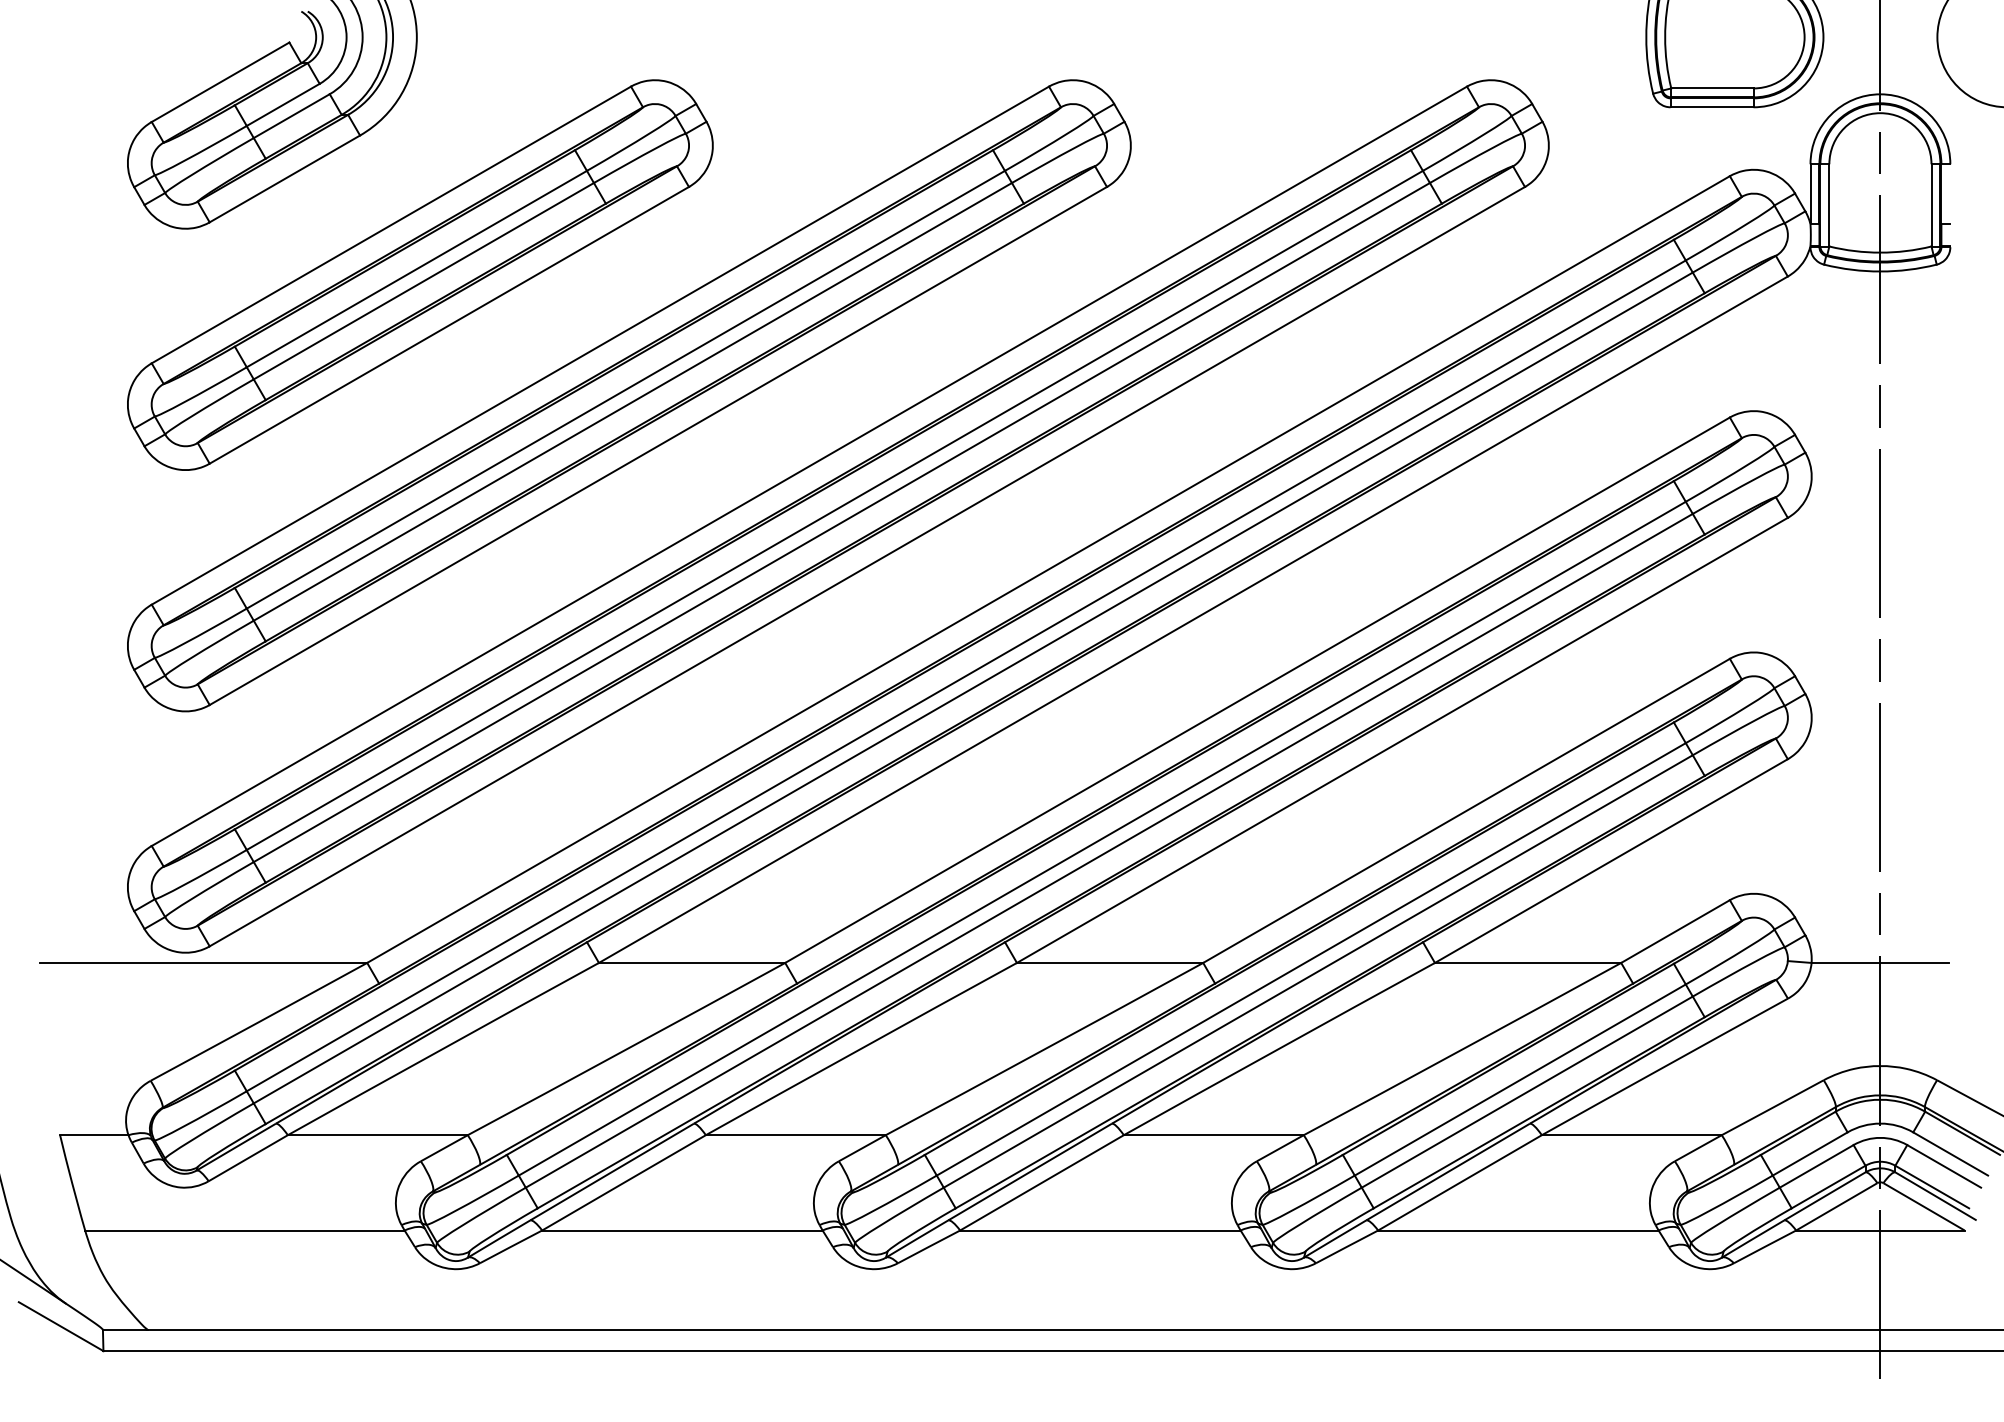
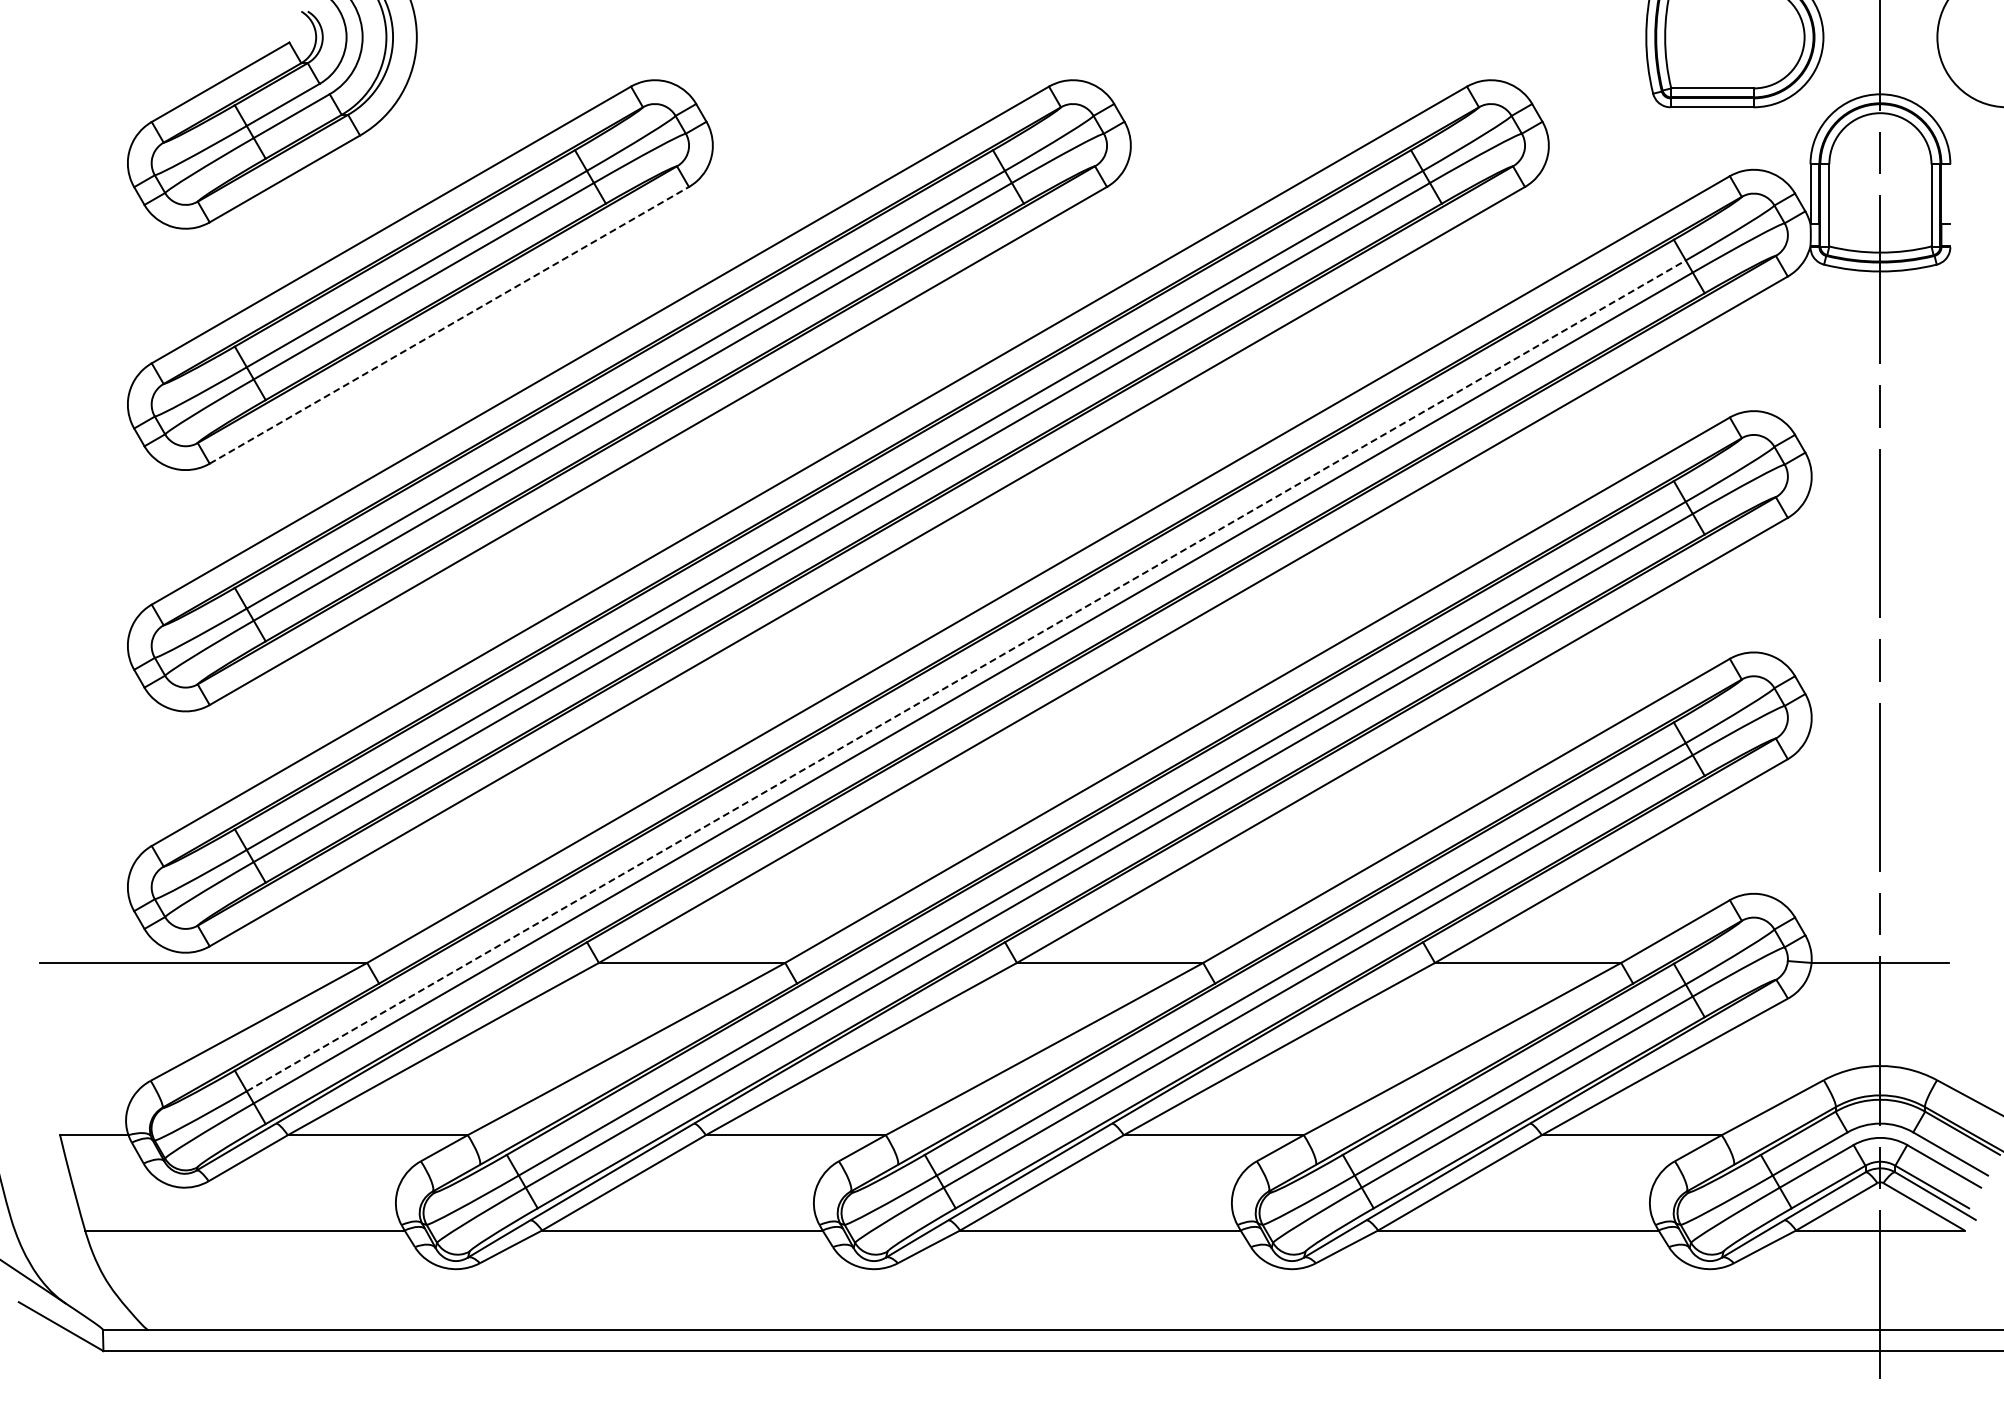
line: solid -> dashed (449, 325)
line: solid -> dashed (966, 675)
